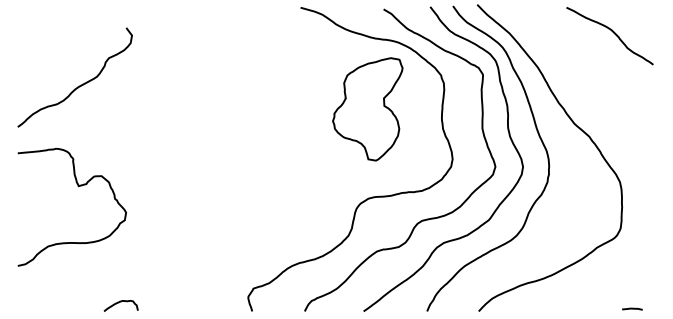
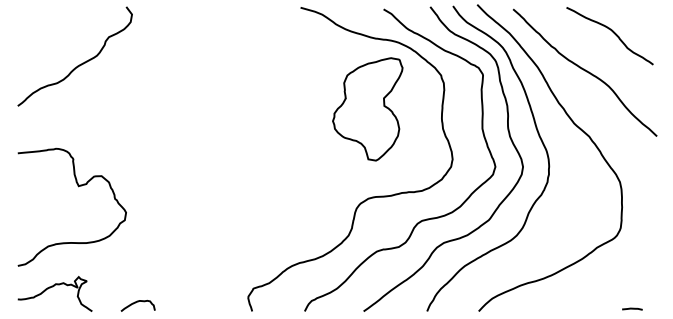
curve: none -> present (584, 71)
curve position: (79, 85) -> (79, 64) (79, 64)
curve: none -> present (52, 287)
curve position: (118, 303) -> (135, 303) (135, 303)
